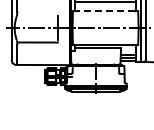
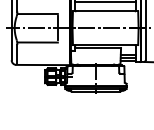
line: dashed -> solid (105, 11)
line: none -> present (37, 14)
